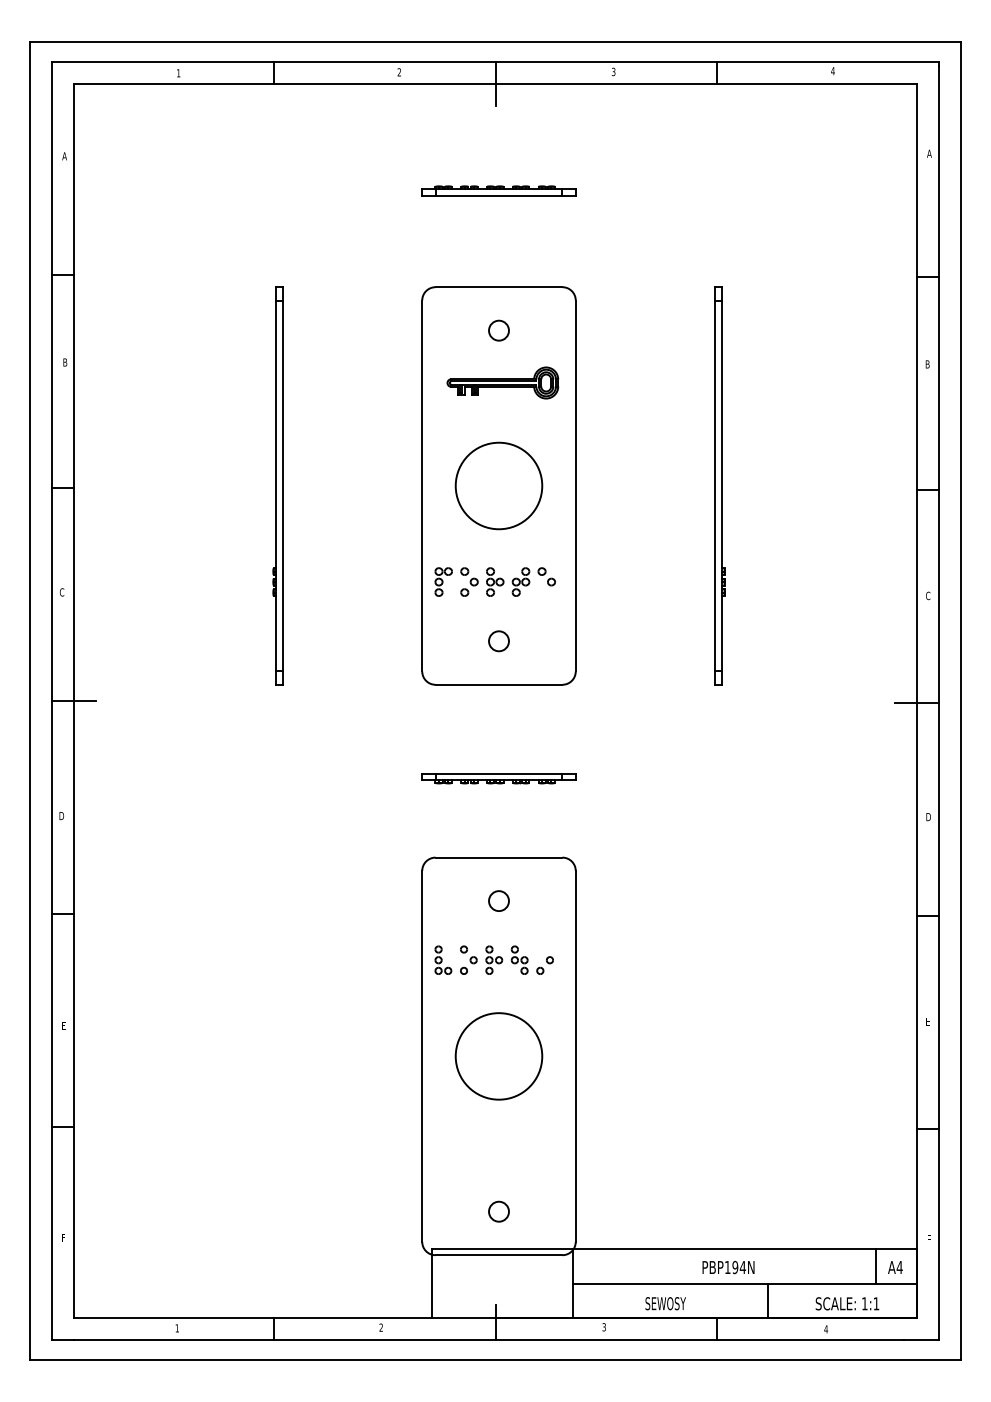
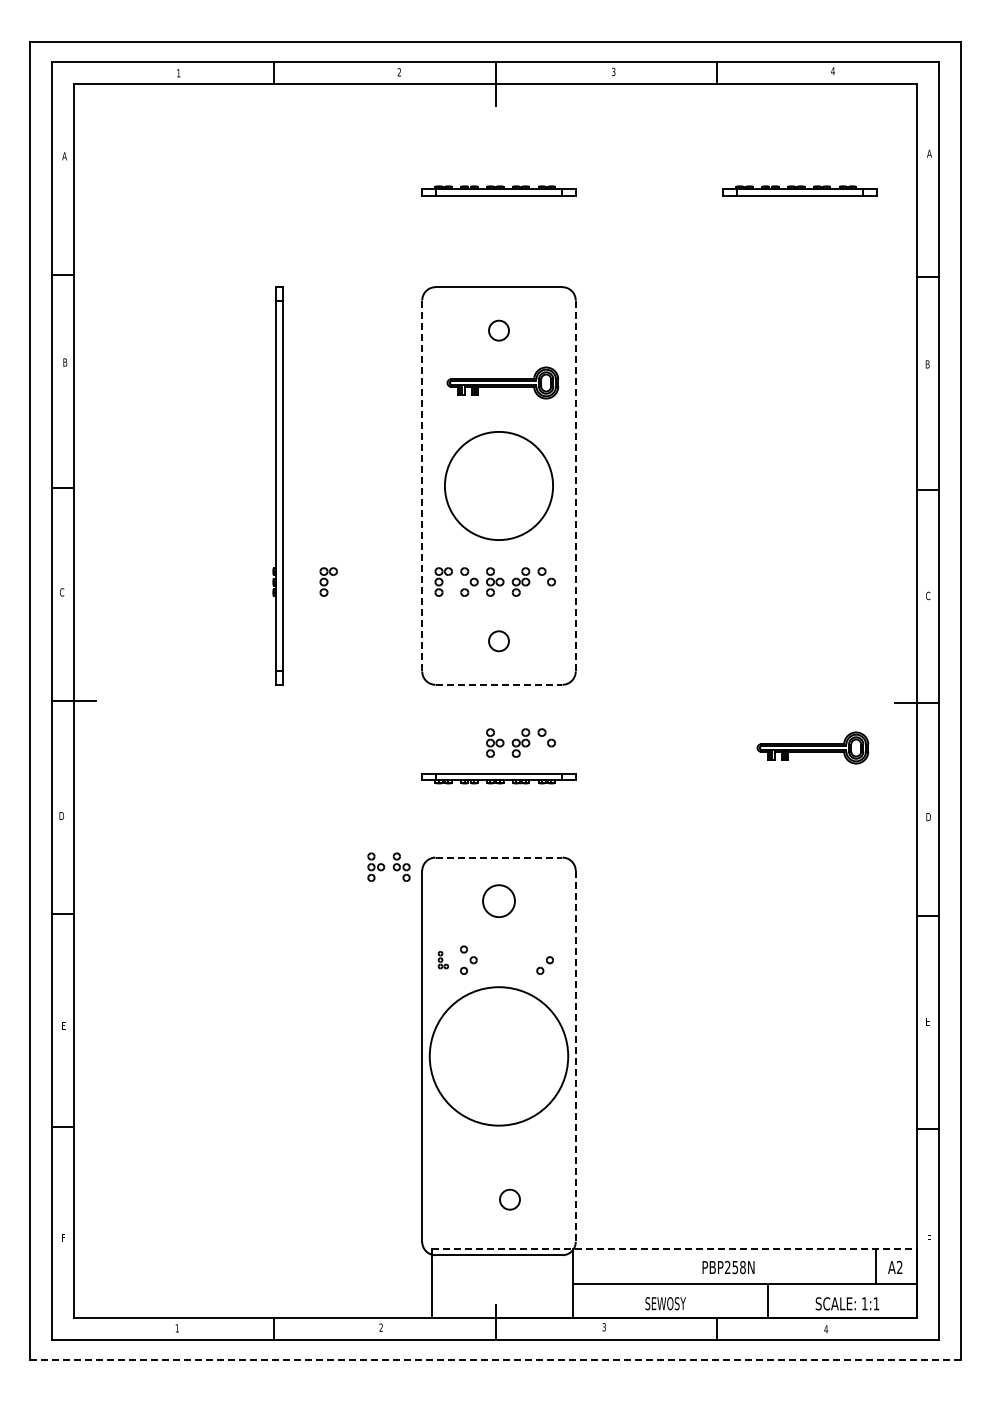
part: none -> present (799, 190)
circle diameter: 87 px -> 108 px (498, 485)
line: solid -> dashed (575, 485)
part: present -> none (719, 485)
line: solid -> dashed (422, 486)
part: none -> present (328, 581)
line: solid -> dashed (499, 684)
part: none -> present (520, 742)
part: none -> present (812, 747)
line: solid -> dashed (499, 857)
circle size: 22x22 px -> 34x34 px (498, 900)
part size: 19x30 px -> 13x19 px (443, 960)
part position: (506, 959) -> (388, 866) (388, 866)
circle diameter: 87 px -> 138 px (498, 1056)
line: solid -> dashed (575, 1056)
circle position: (498, 1211) -> (509, 1199) (509, 1199)
line: solid -> dashed (674, 1249)
text: A4 -> A2 (899, 1266)
text: PBP194N -> PBP258N (735, 1267)
line: solid -> dashed (495, 1359)
